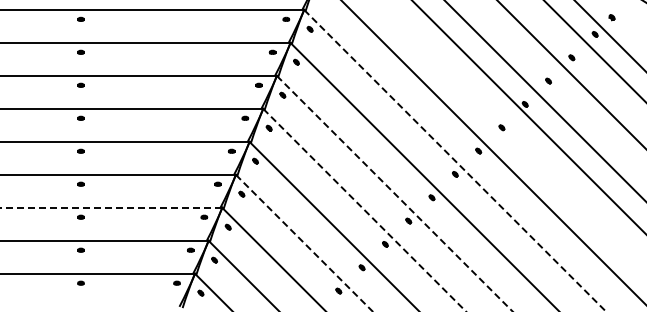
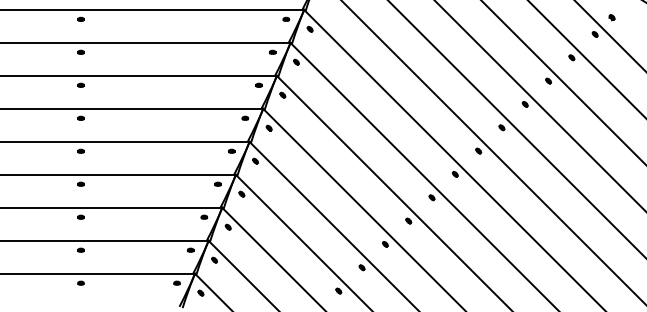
line position: (594, 50) -> (586, 59) (586, 59)
line position: (571, 74) -> (563, 82) (563, 82)
line position: (544, 100) -> (539, 105) (539, 105)
line position: (528, 116) -> (516, 128) (516, 128)
line: dashed -> solid (455, 161)
line: dashed -> solid (395, 193)
line: dashed -> solid (111, 207)
line: dashed -> solid (365, 210)
line: dashed -> solid (304, 243)
